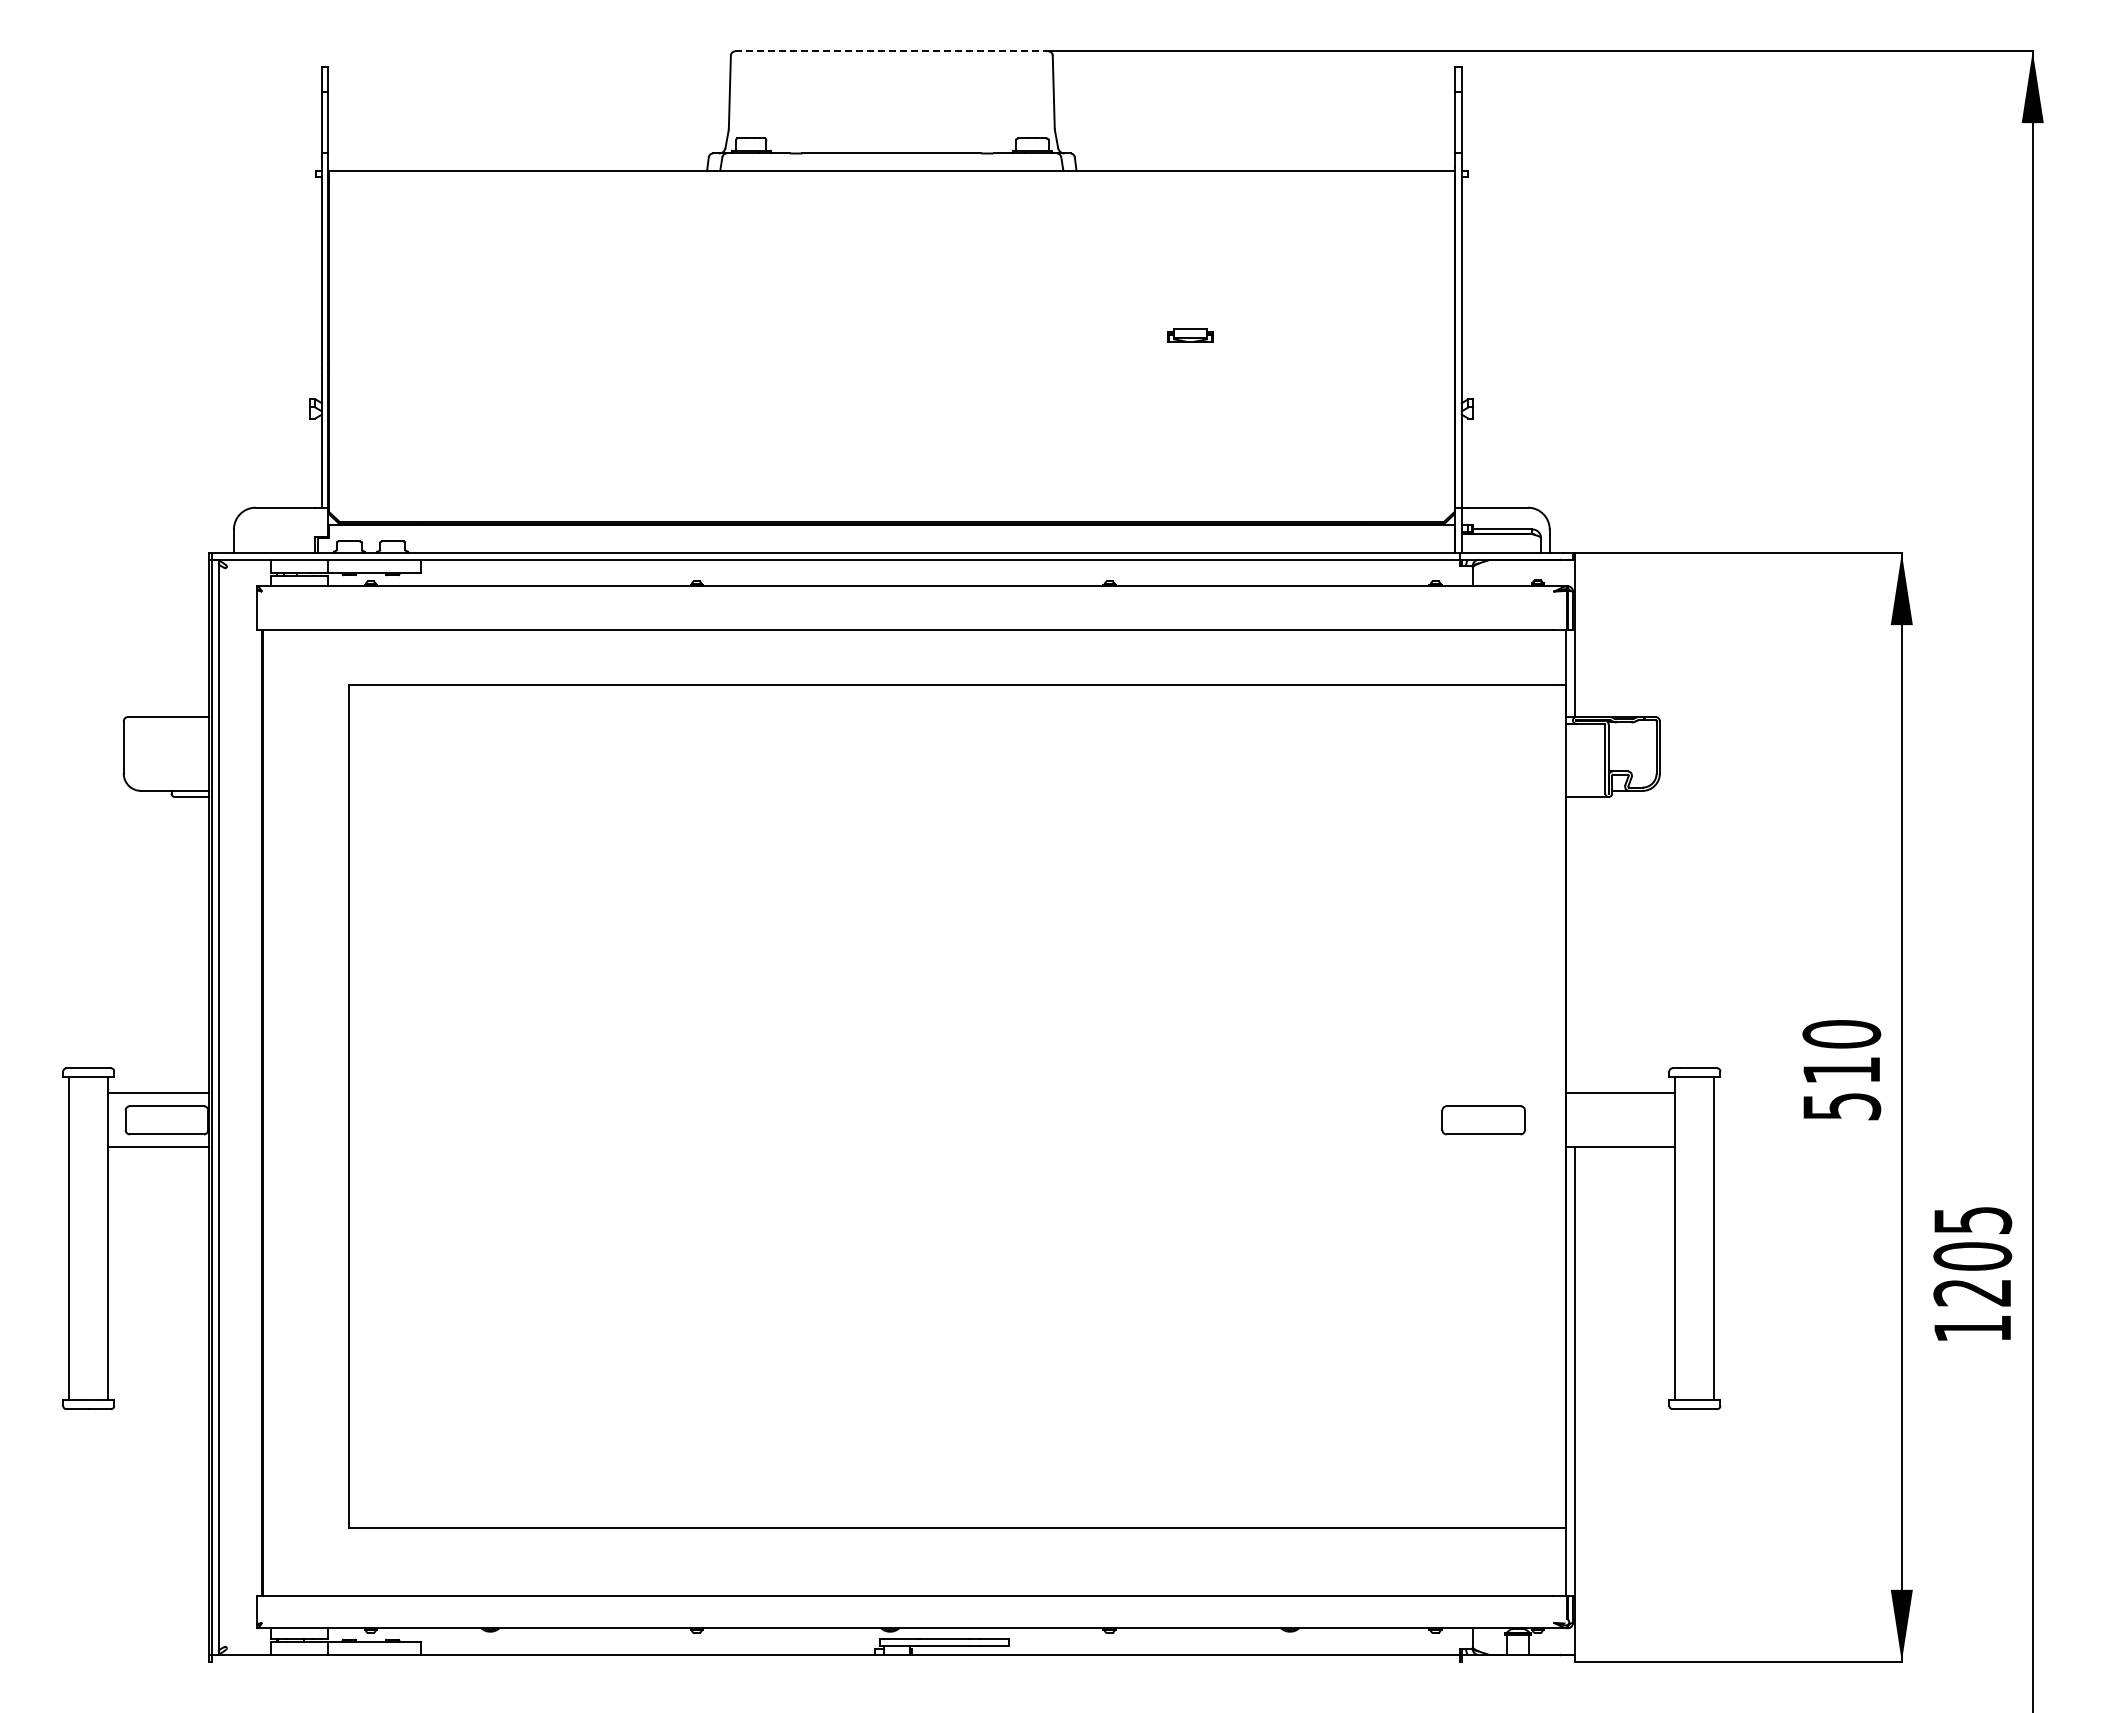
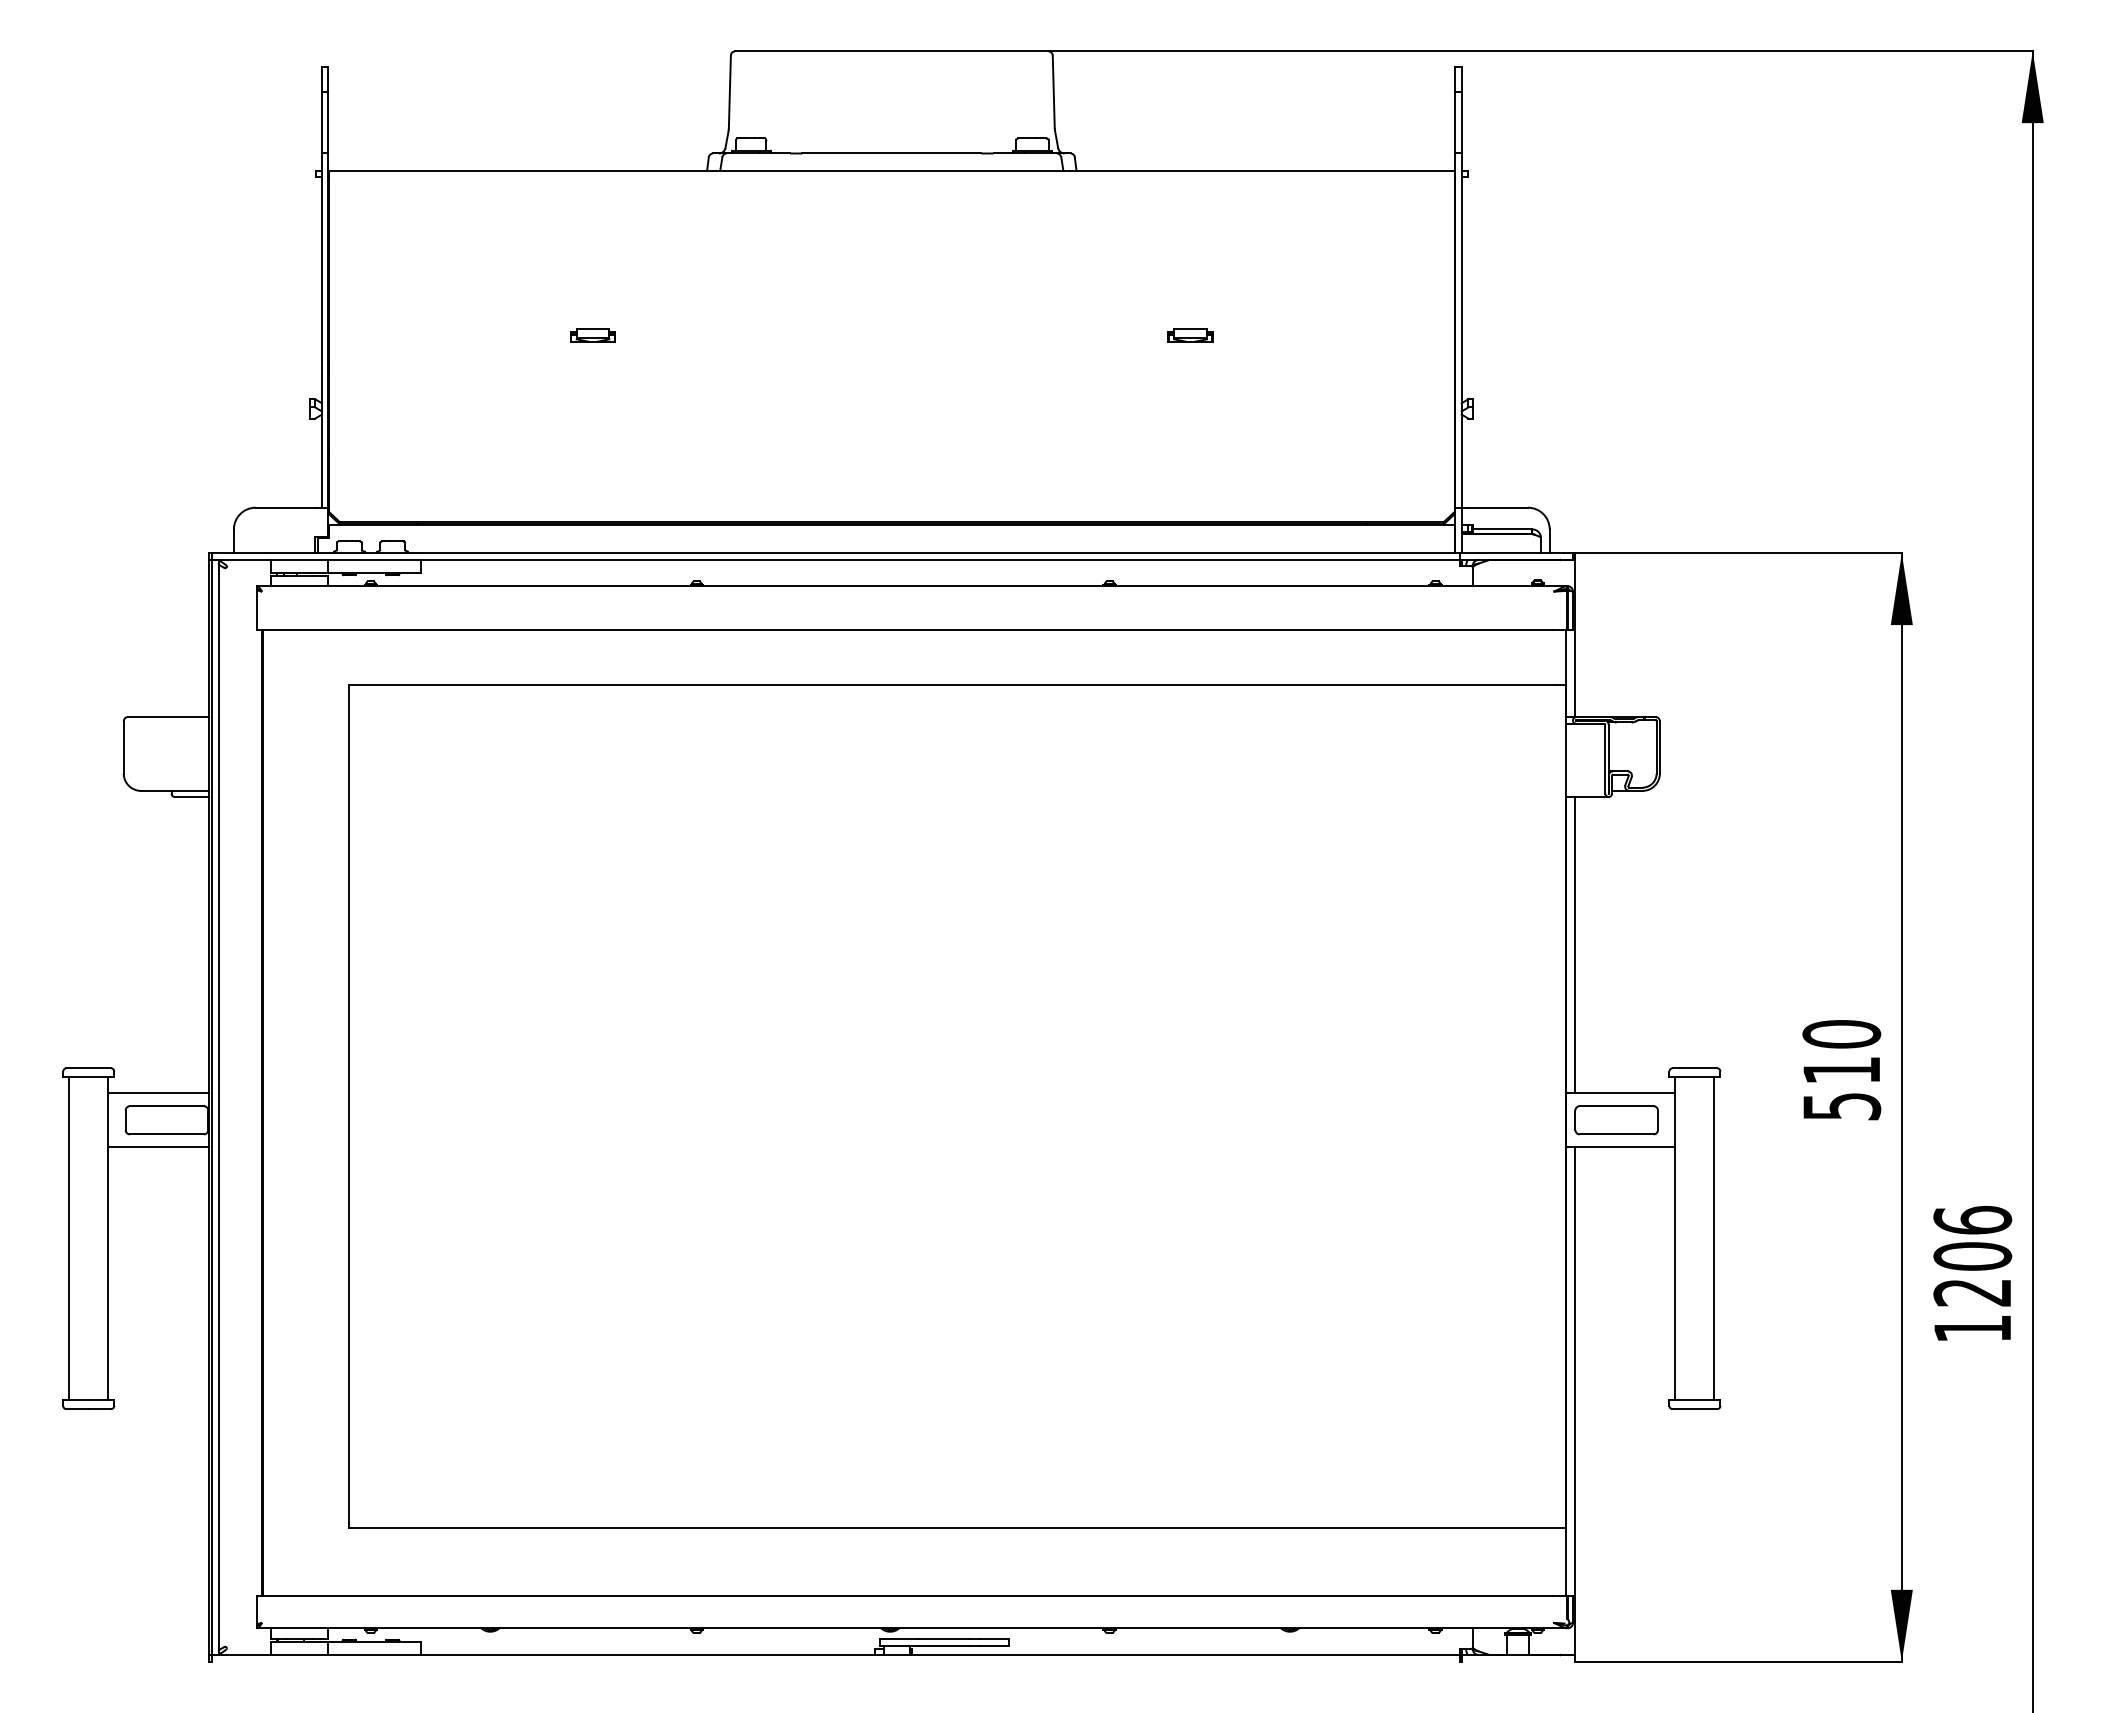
line: dashed -> solid (891, 51)
part: none -> present (592, 335)
line: none -> present (1574, 945)
part position: (1483, 1120) -> (1616, 1120) (1616, 1120)
text: 1205 -> 1206 (1972, 1219)
